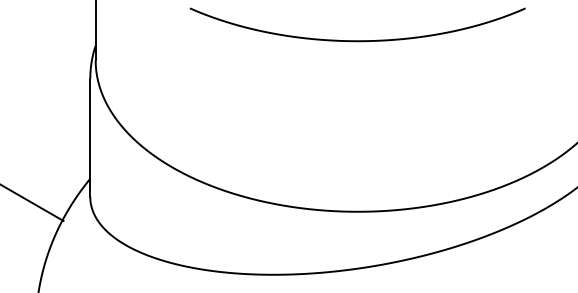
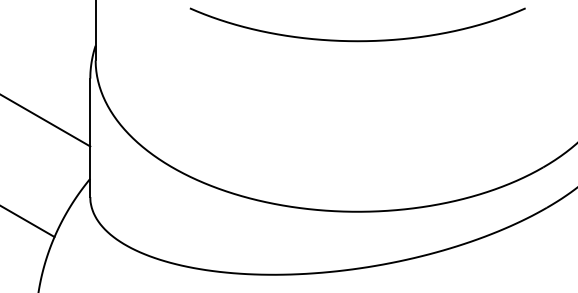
line: none -> present (46, 120)
line position: (32, 203) -> (28, 221) (28, 221)
